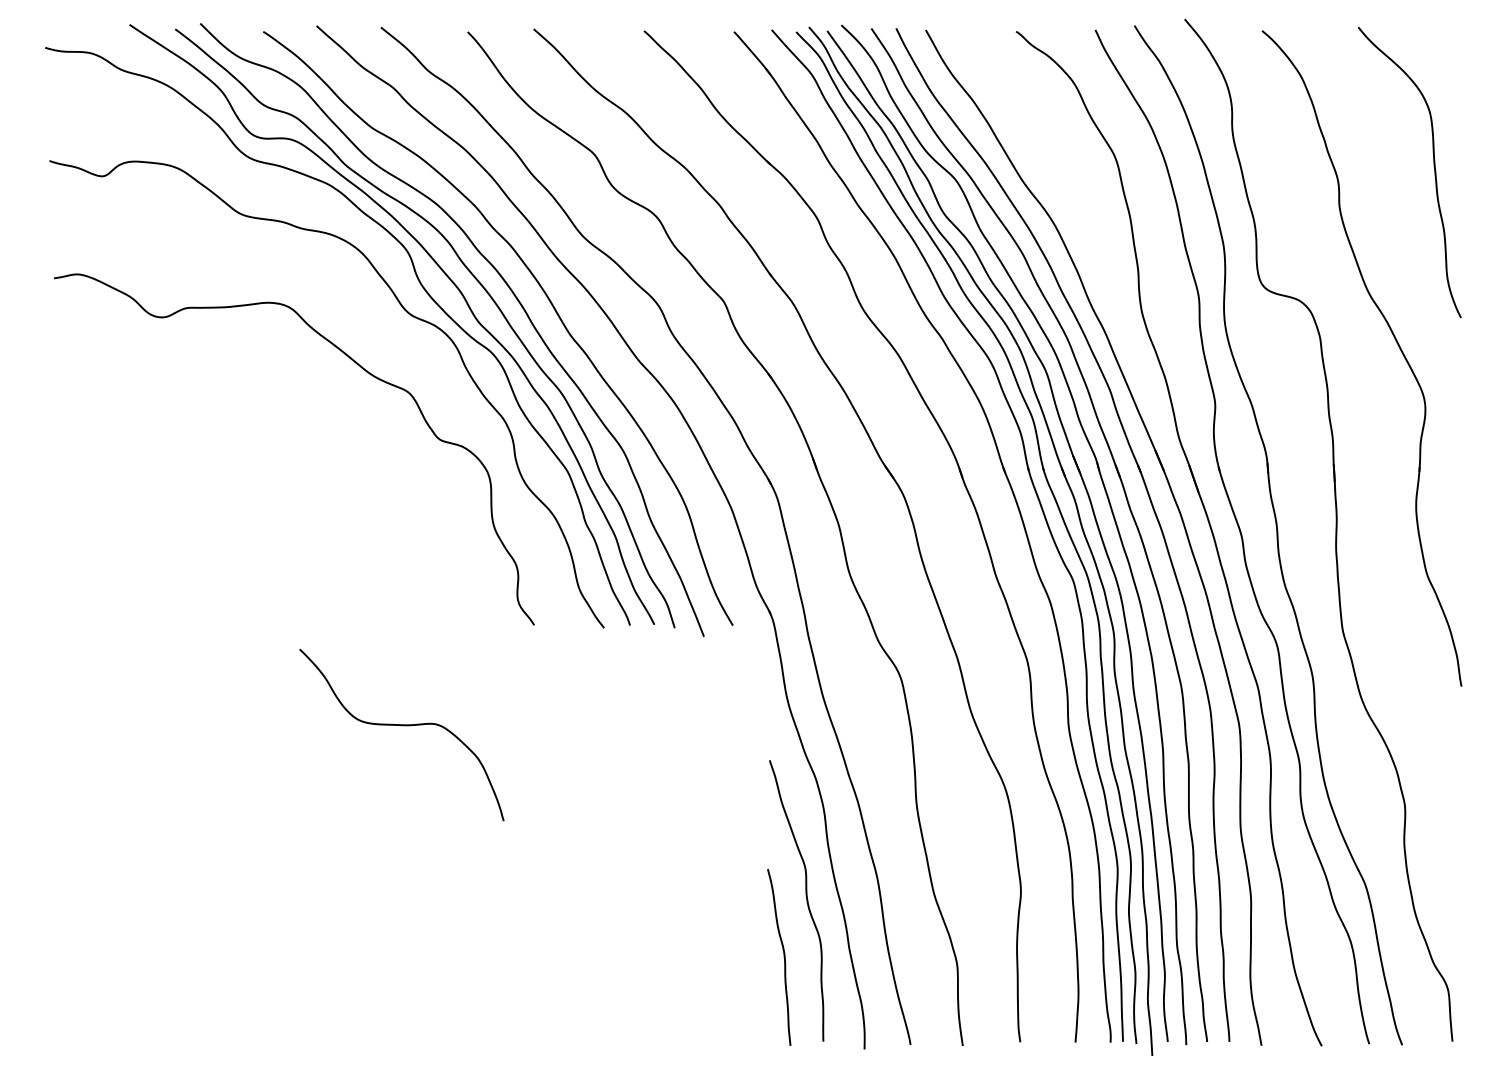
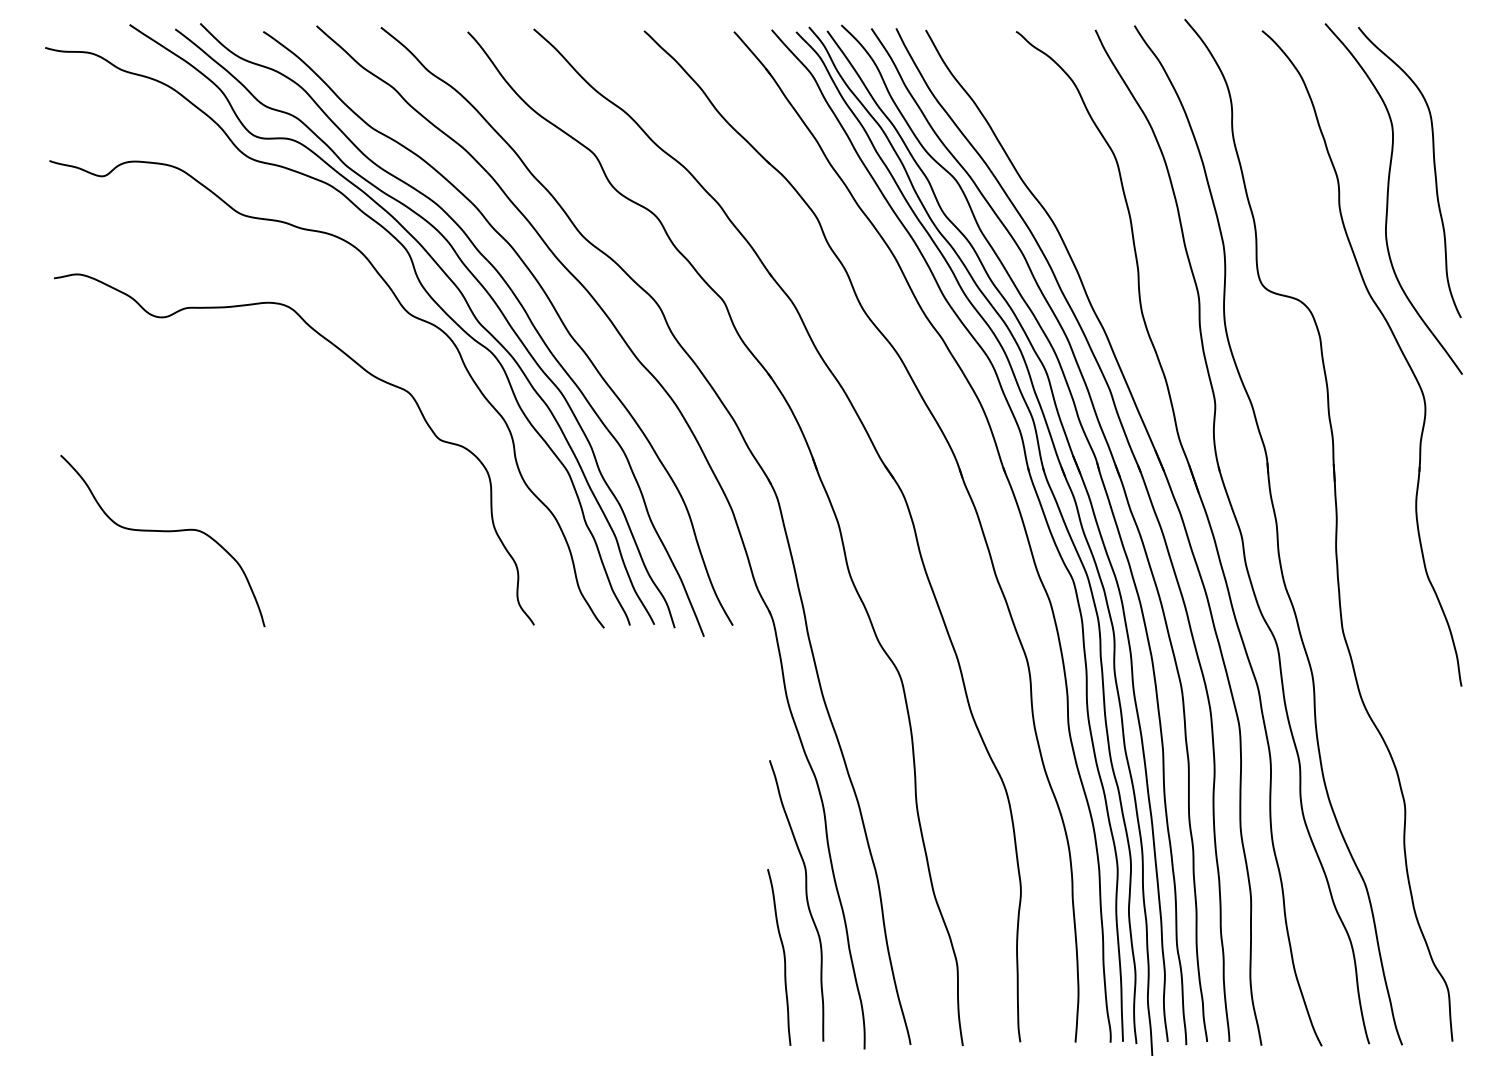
curve: none -> present (1388, 198)
curve position: (401, 726) -> (162, 532) (162, 532)
